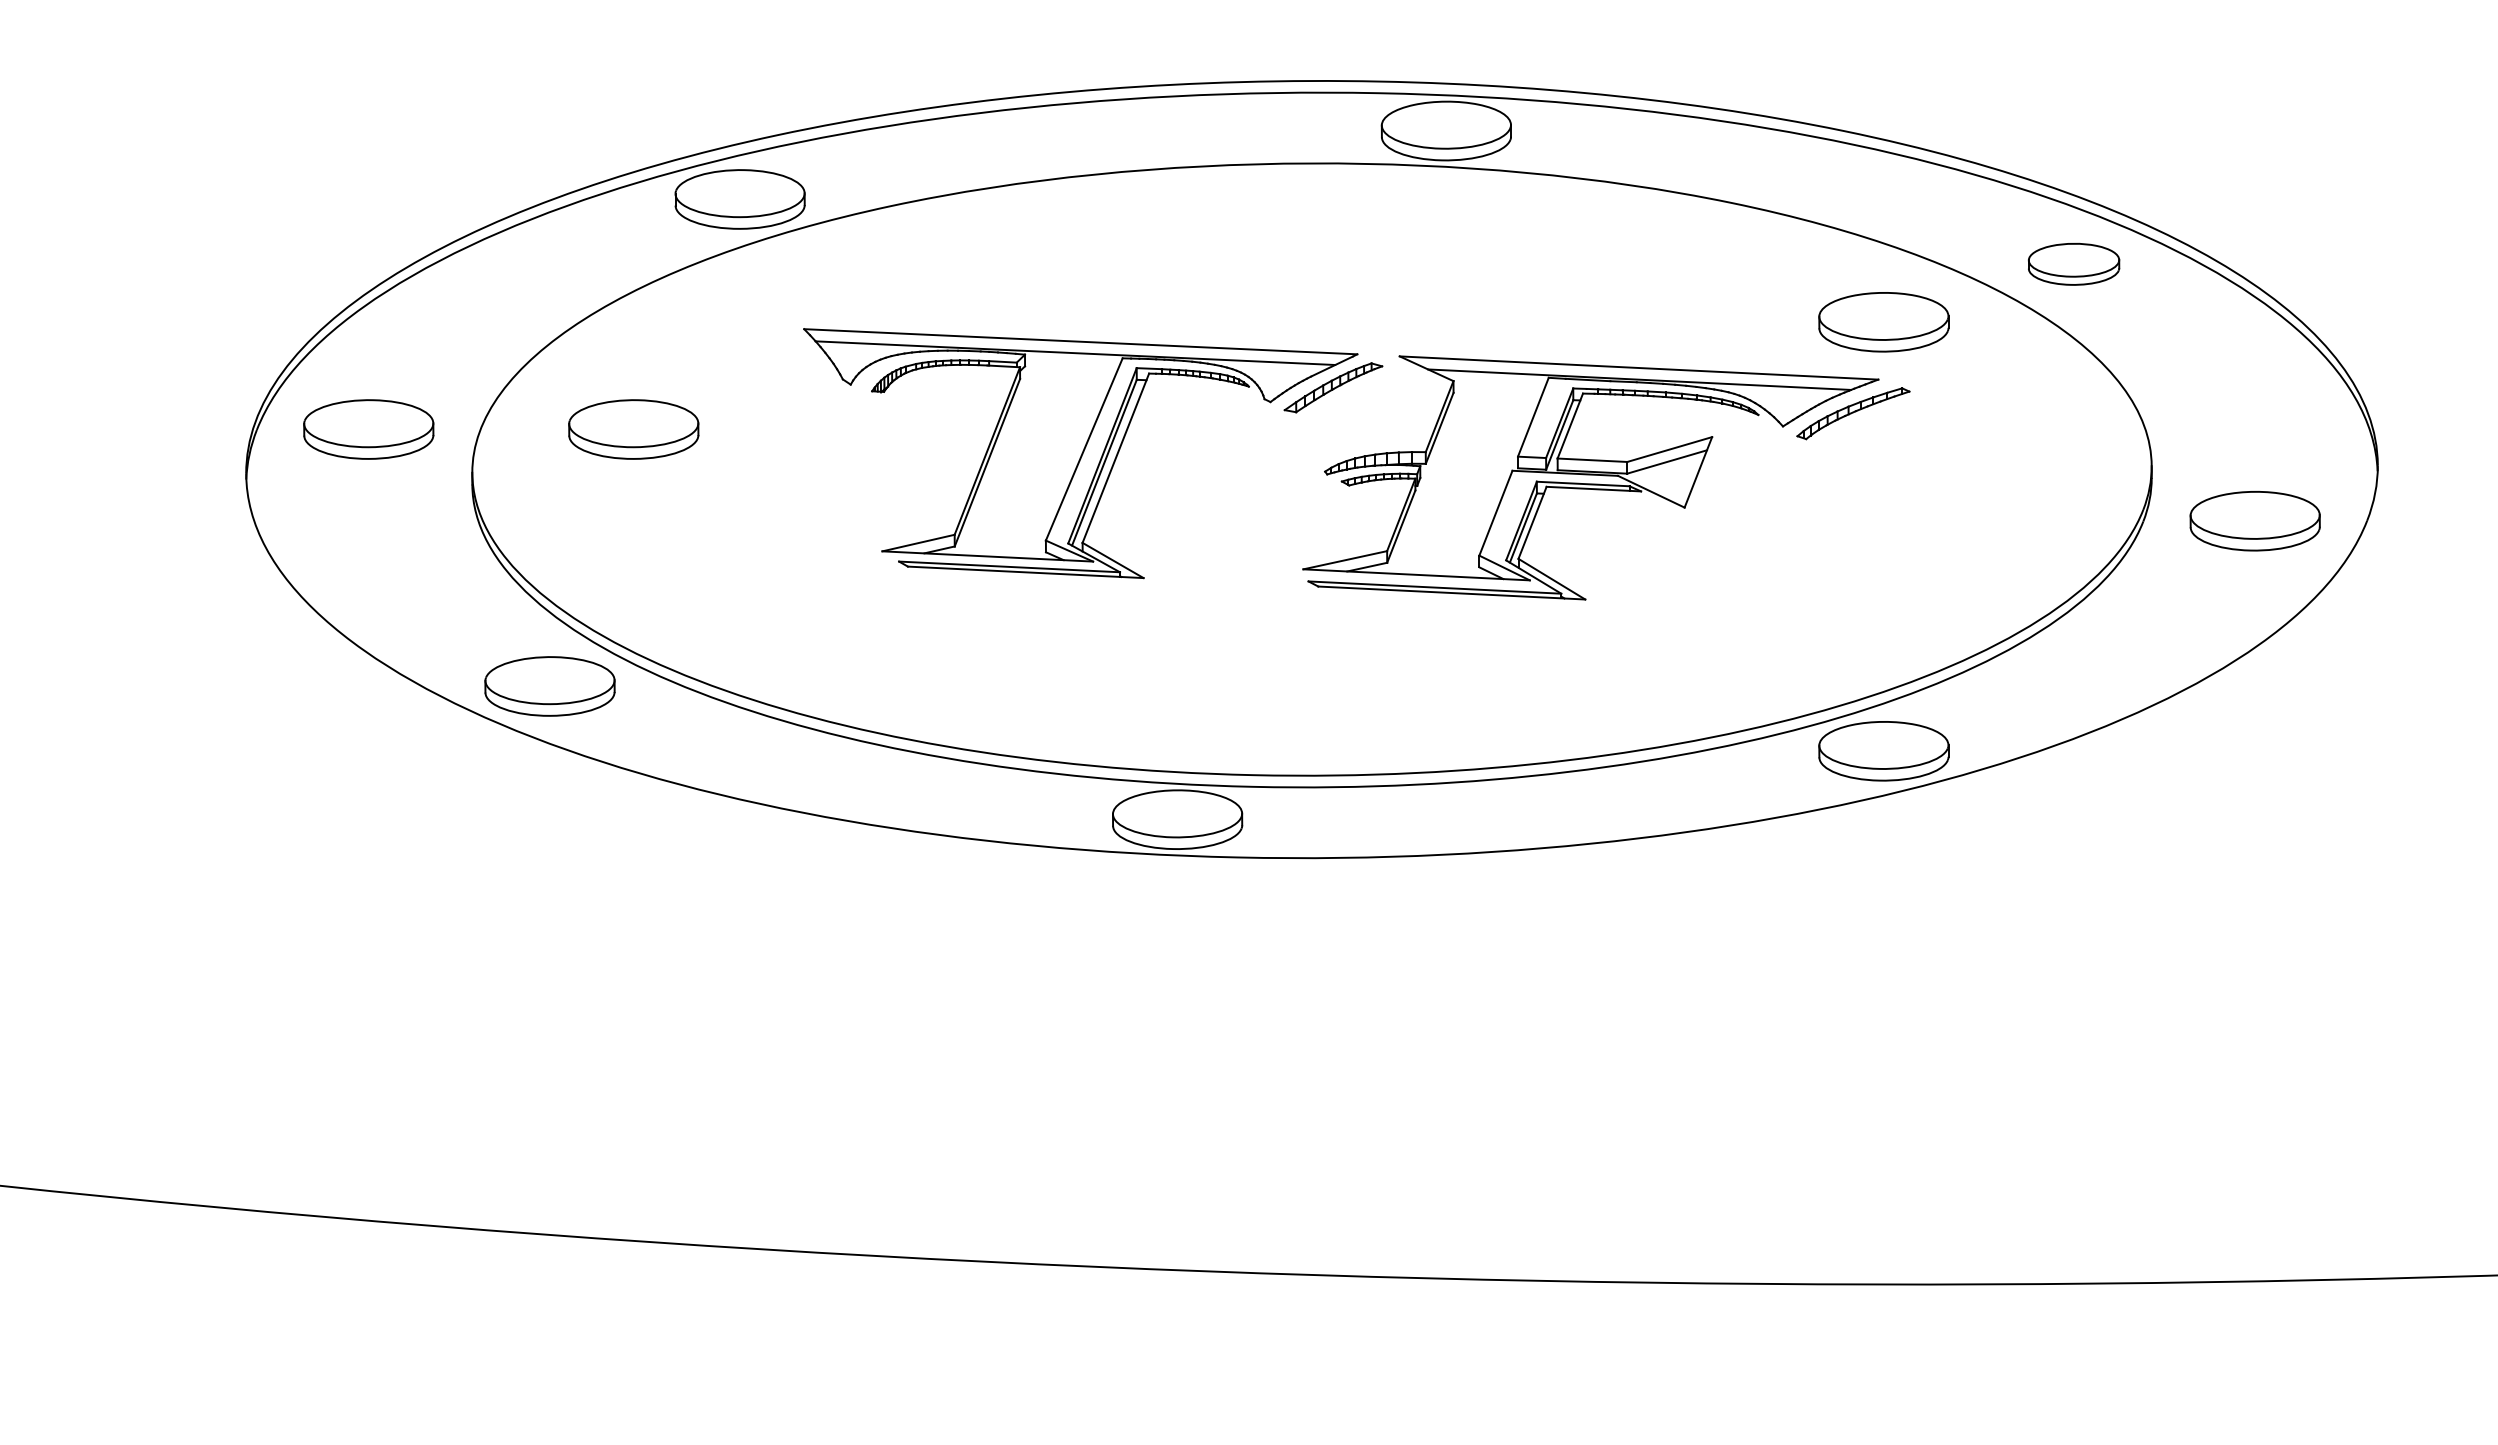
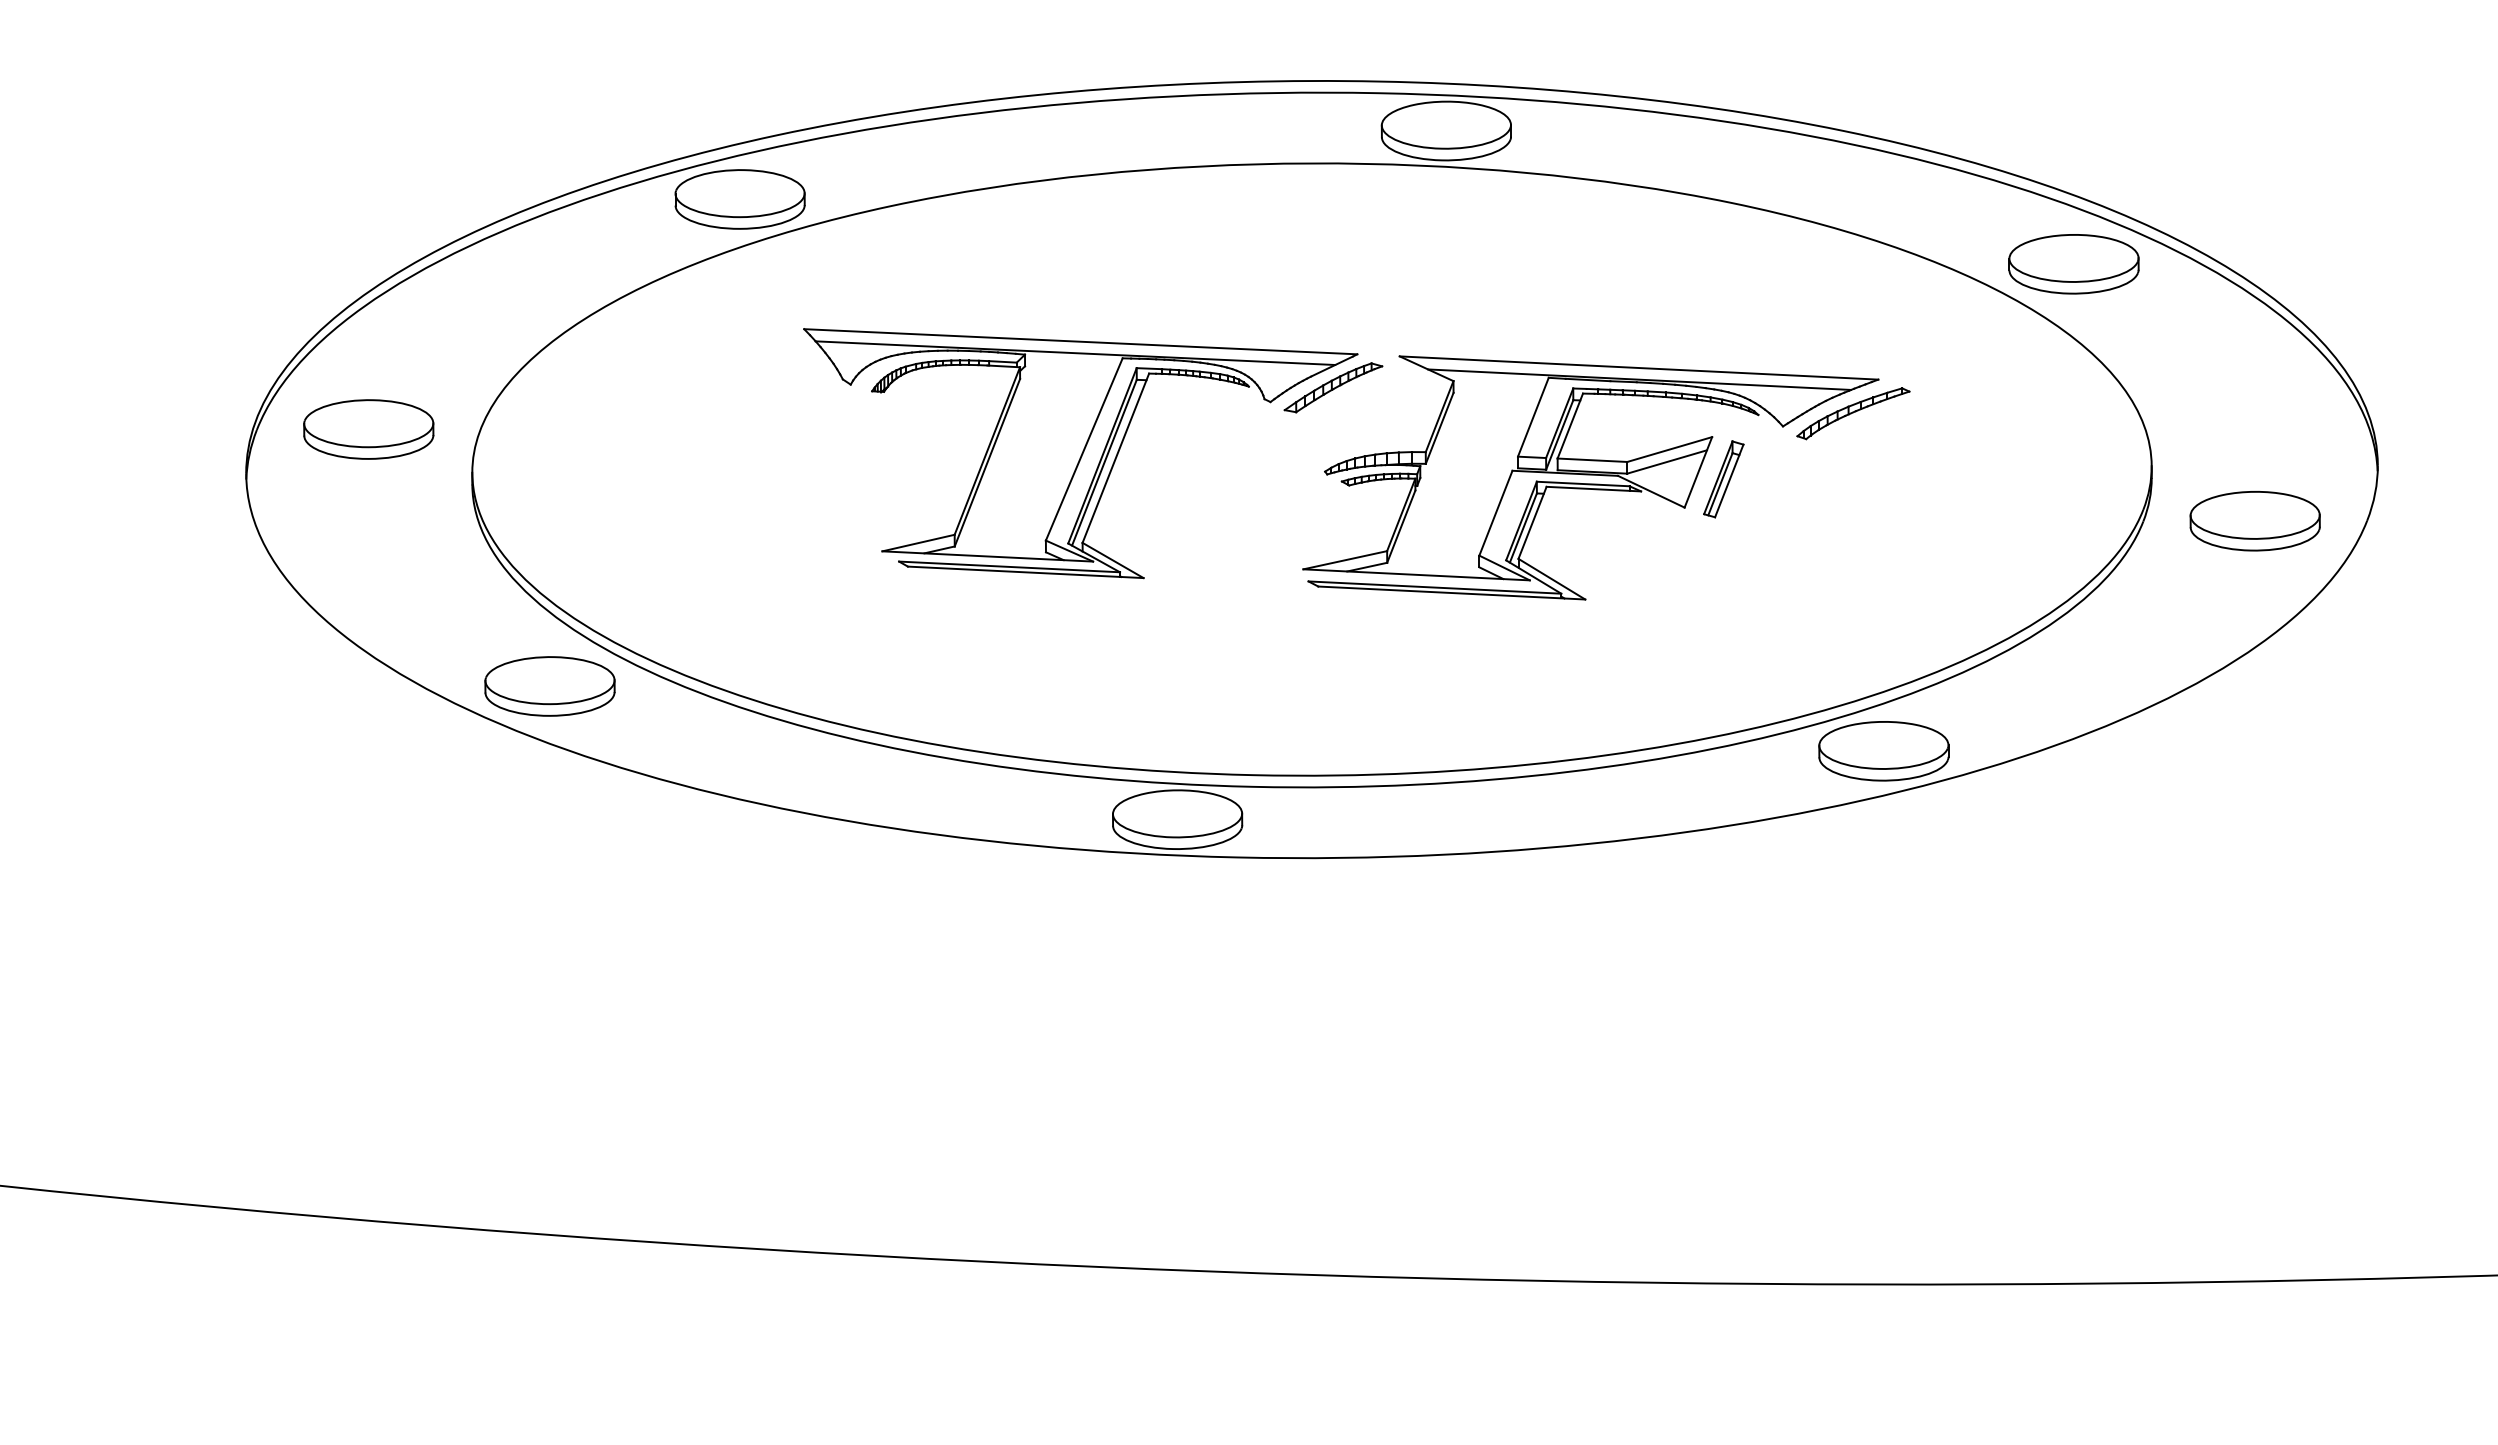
part size: 93x44 px -> 132x61 px (2073, 264)
part: present -> none (1883, 322)
part: present -> none (633, 429)
part: none -> present (1723, 479)
